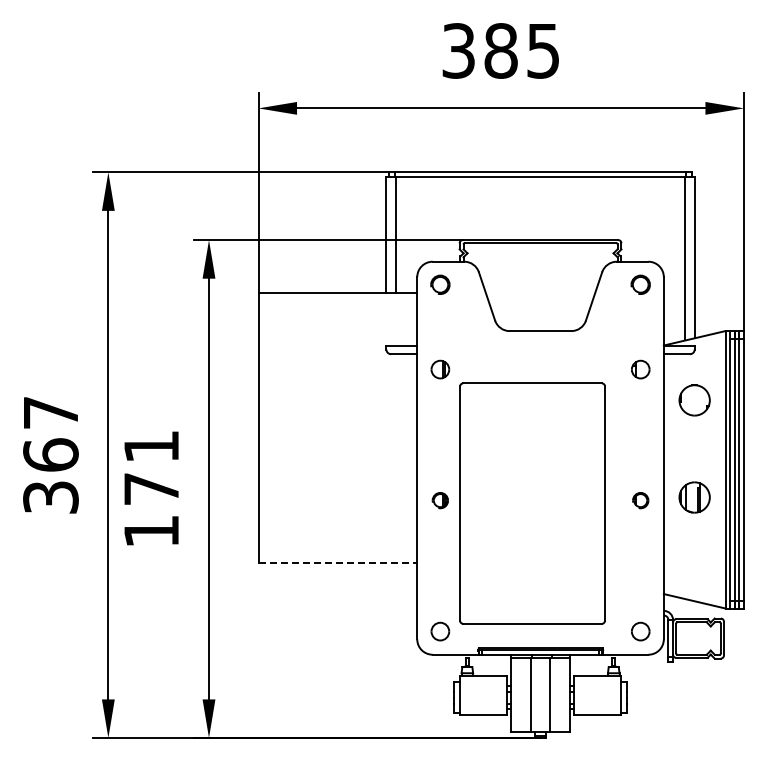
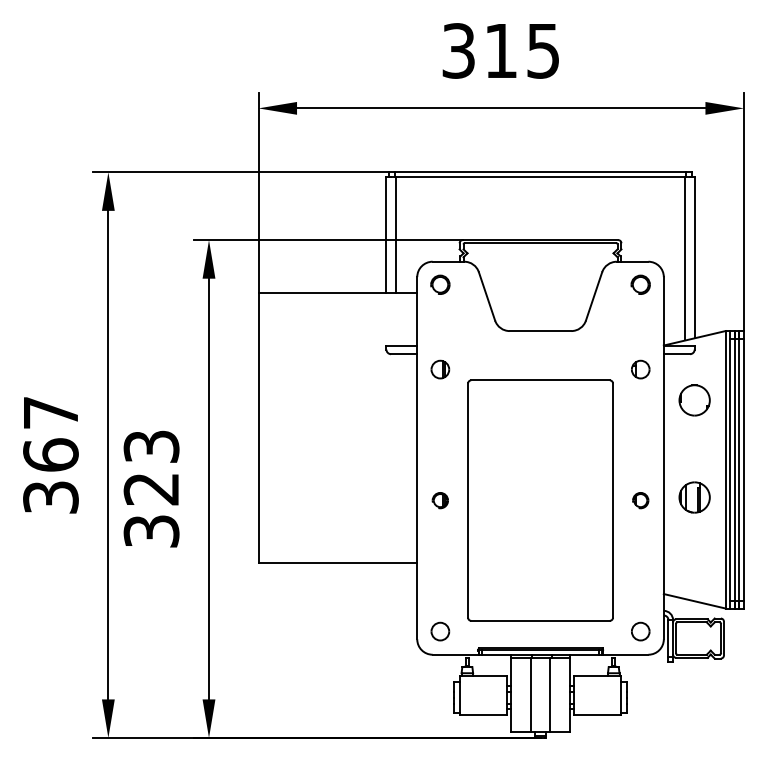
text: 385 -> 315 (500, 50)
text: 171 -> 323 (151, 488)
part position: (532, 503) -> (540, 500) (540, 500)
line: dashed -> solid (338, 563)
